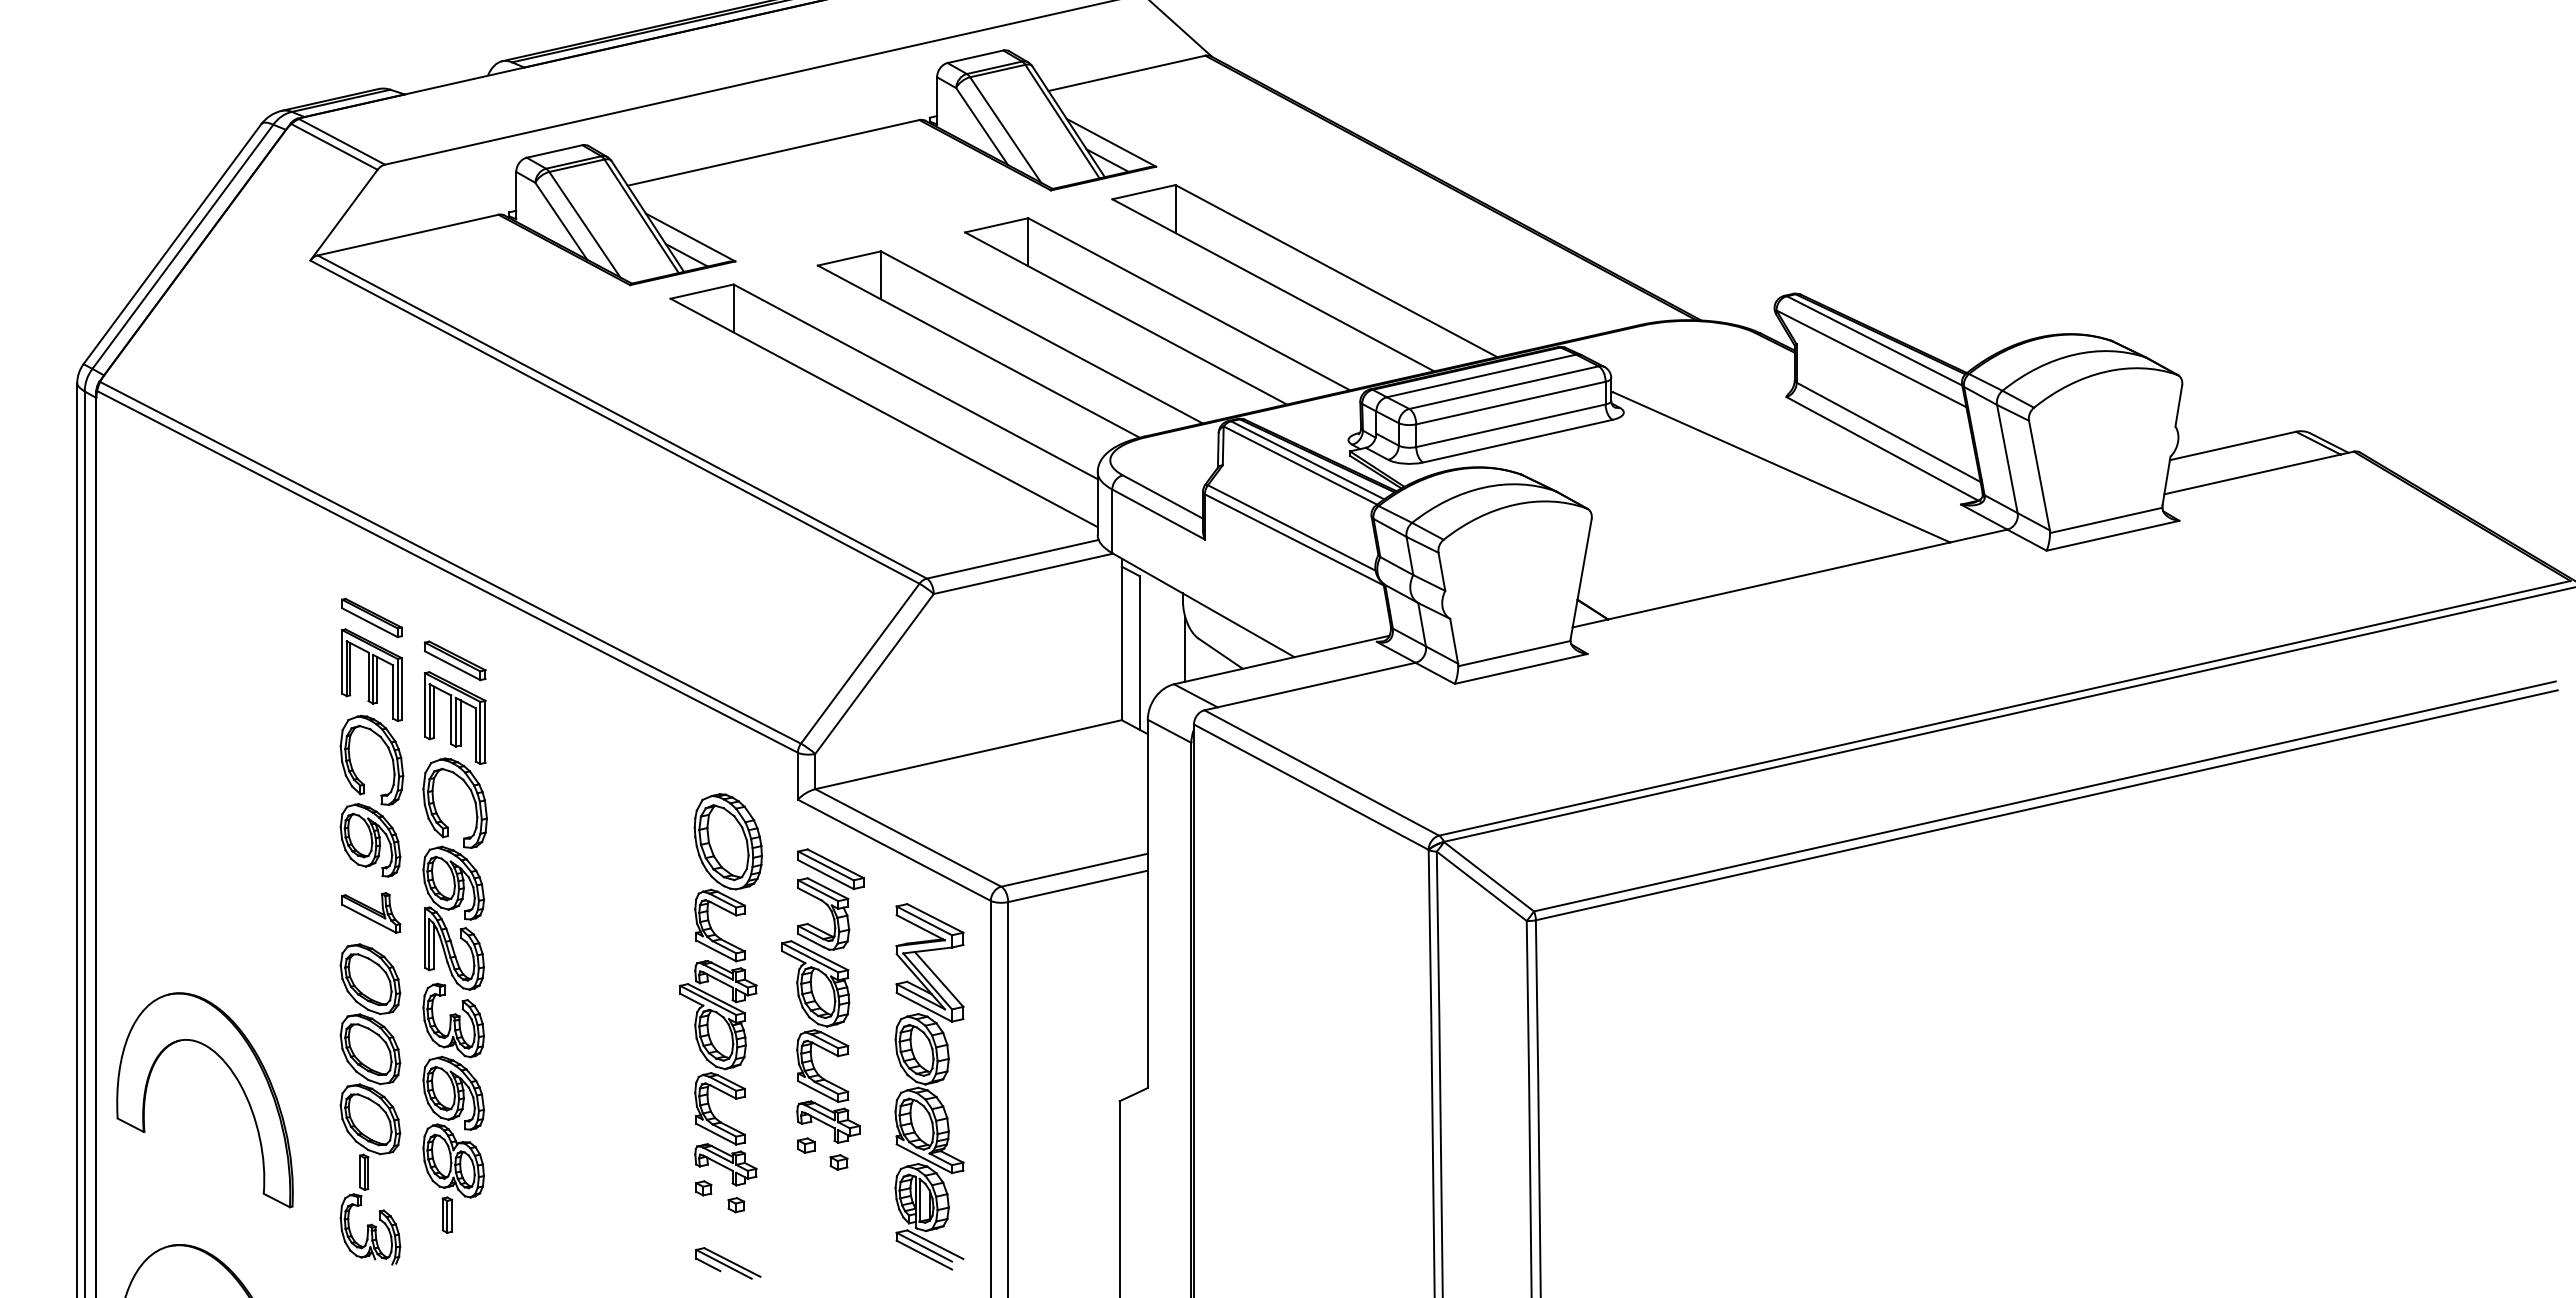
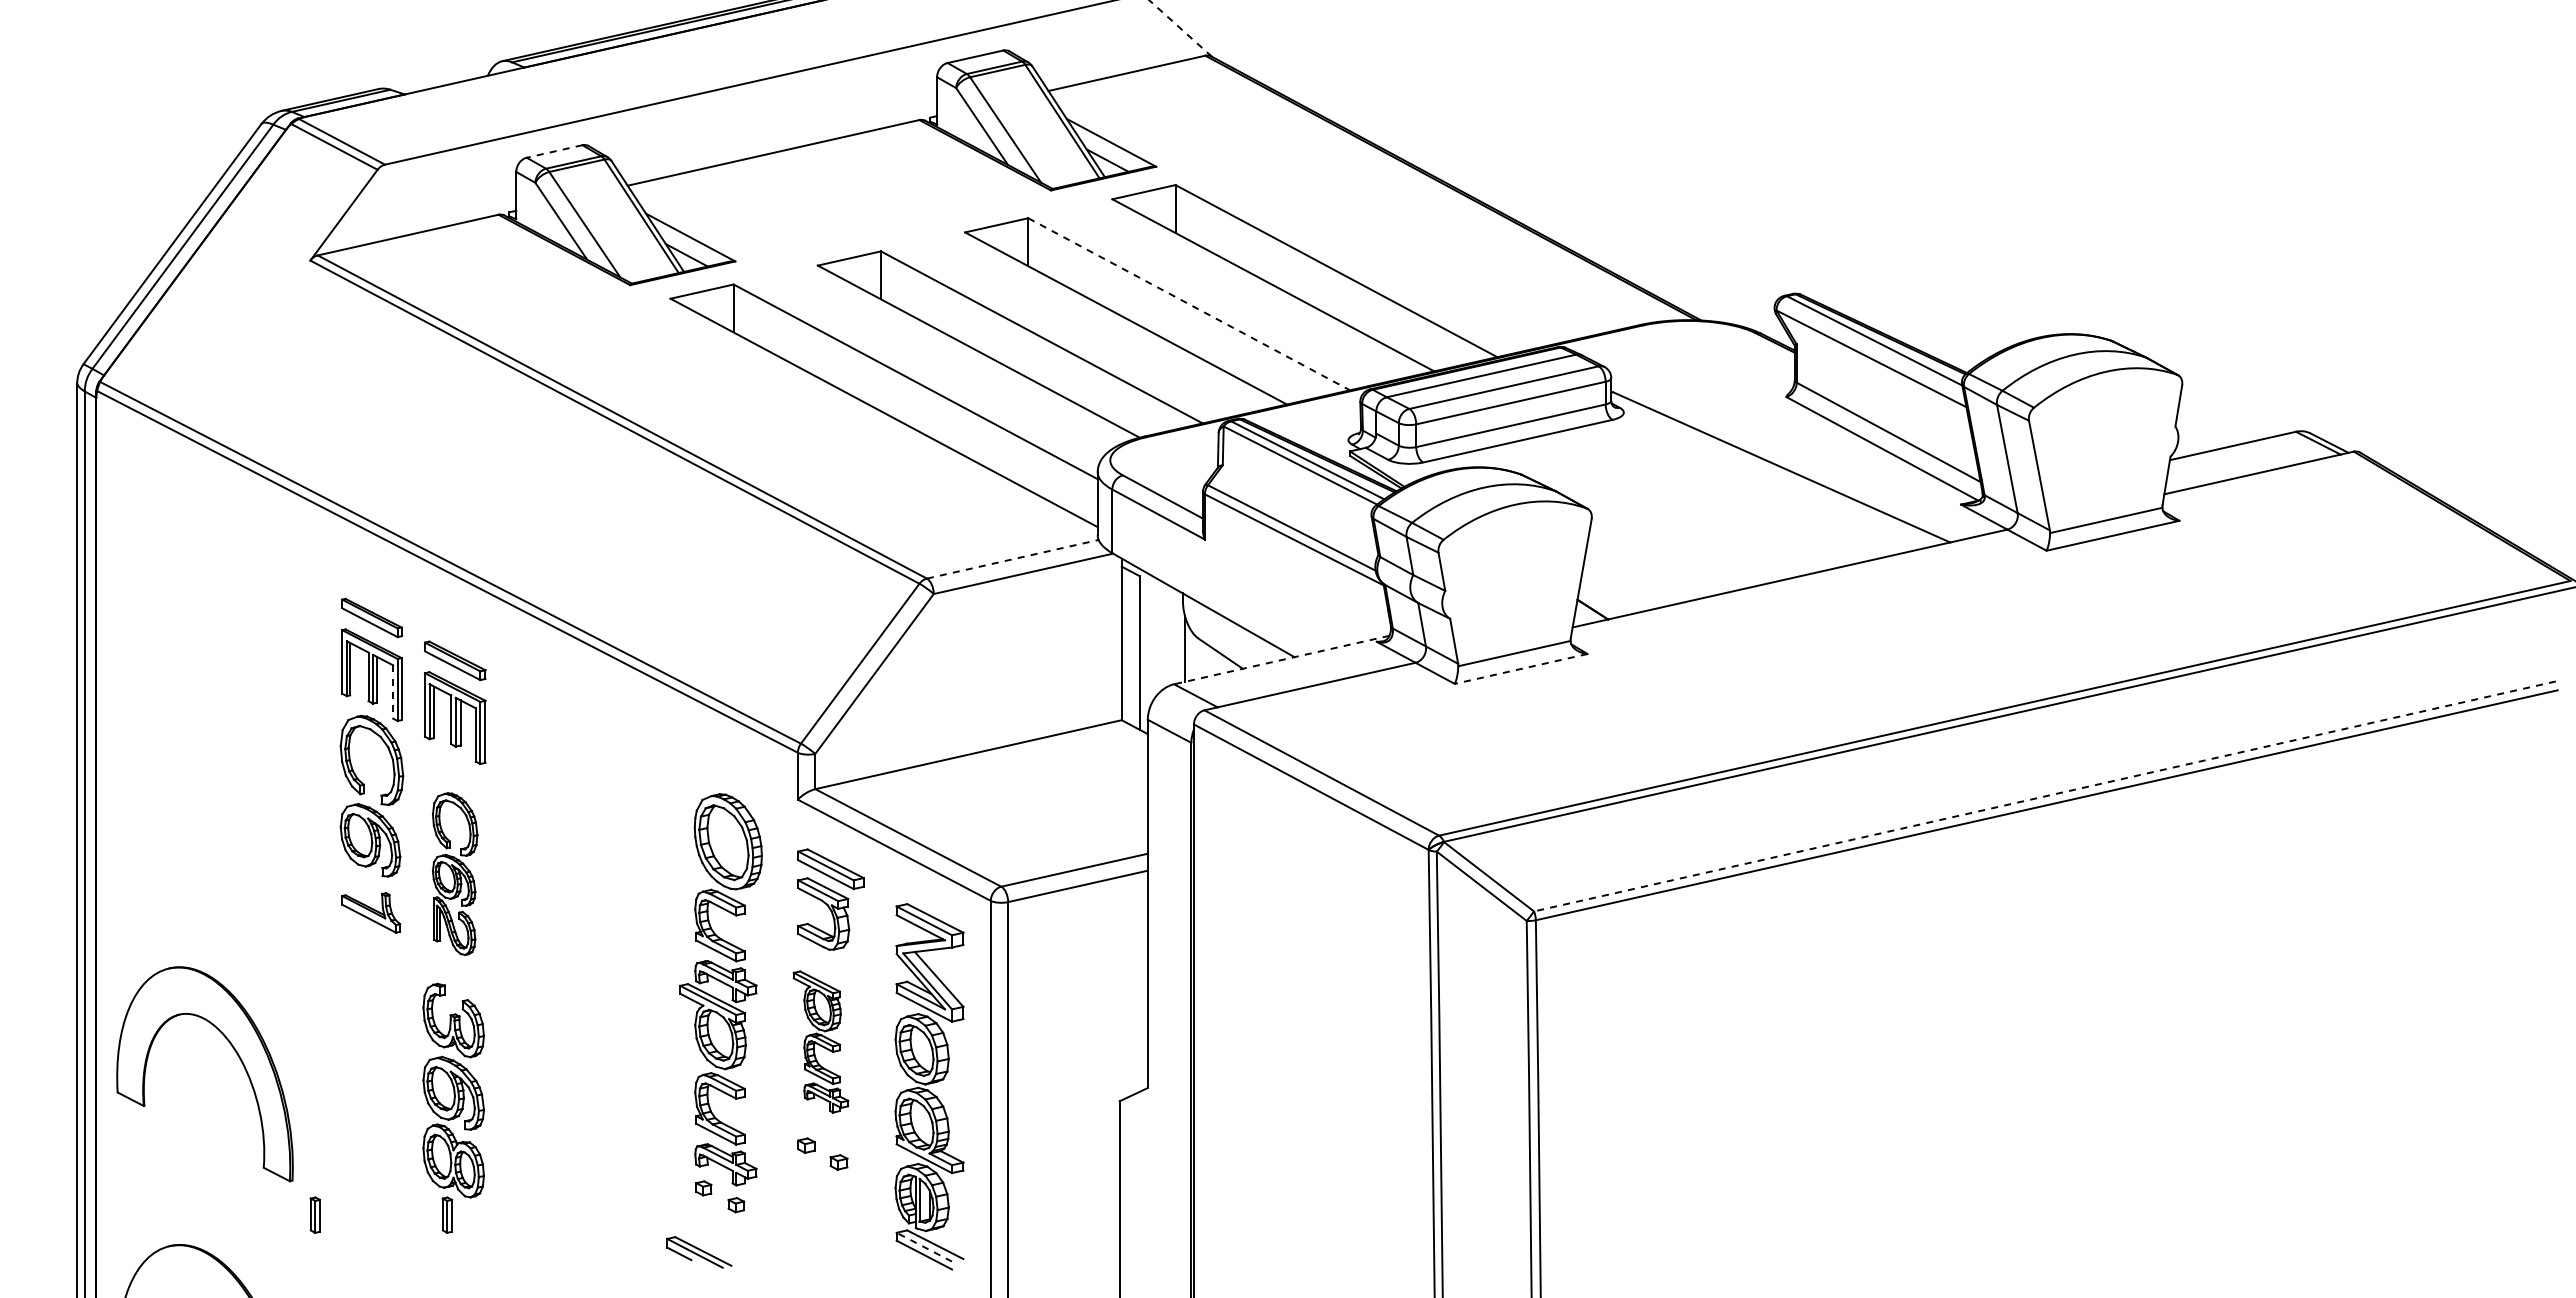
line: solid -> dashed (1180, 28)
line: solid -> dashed (554, 151)
line: solid -> dashed (1189, 304)
line: solid -> dashed (1013, 559)
line: solid -> dashed (1281, 660)
line: solid -> dashed (1520, 669)
line: solid -> dashed (393, 691)
line: solid -> dashed (2044, 796)
part size: 66x234 px -> 47x164 px (455, 873)
part size: 80x204 px -> 58x144 px (820, 1041)
part position: (235, 1078) -> (235, 1052) (235, 1052)
part: present -> none (370, 1104)
part: none -> present (314, 1214)
line: solid -> dashed (923, 1246)
part position: (728, 1263) -> (699, 1252) (699, 1252)
